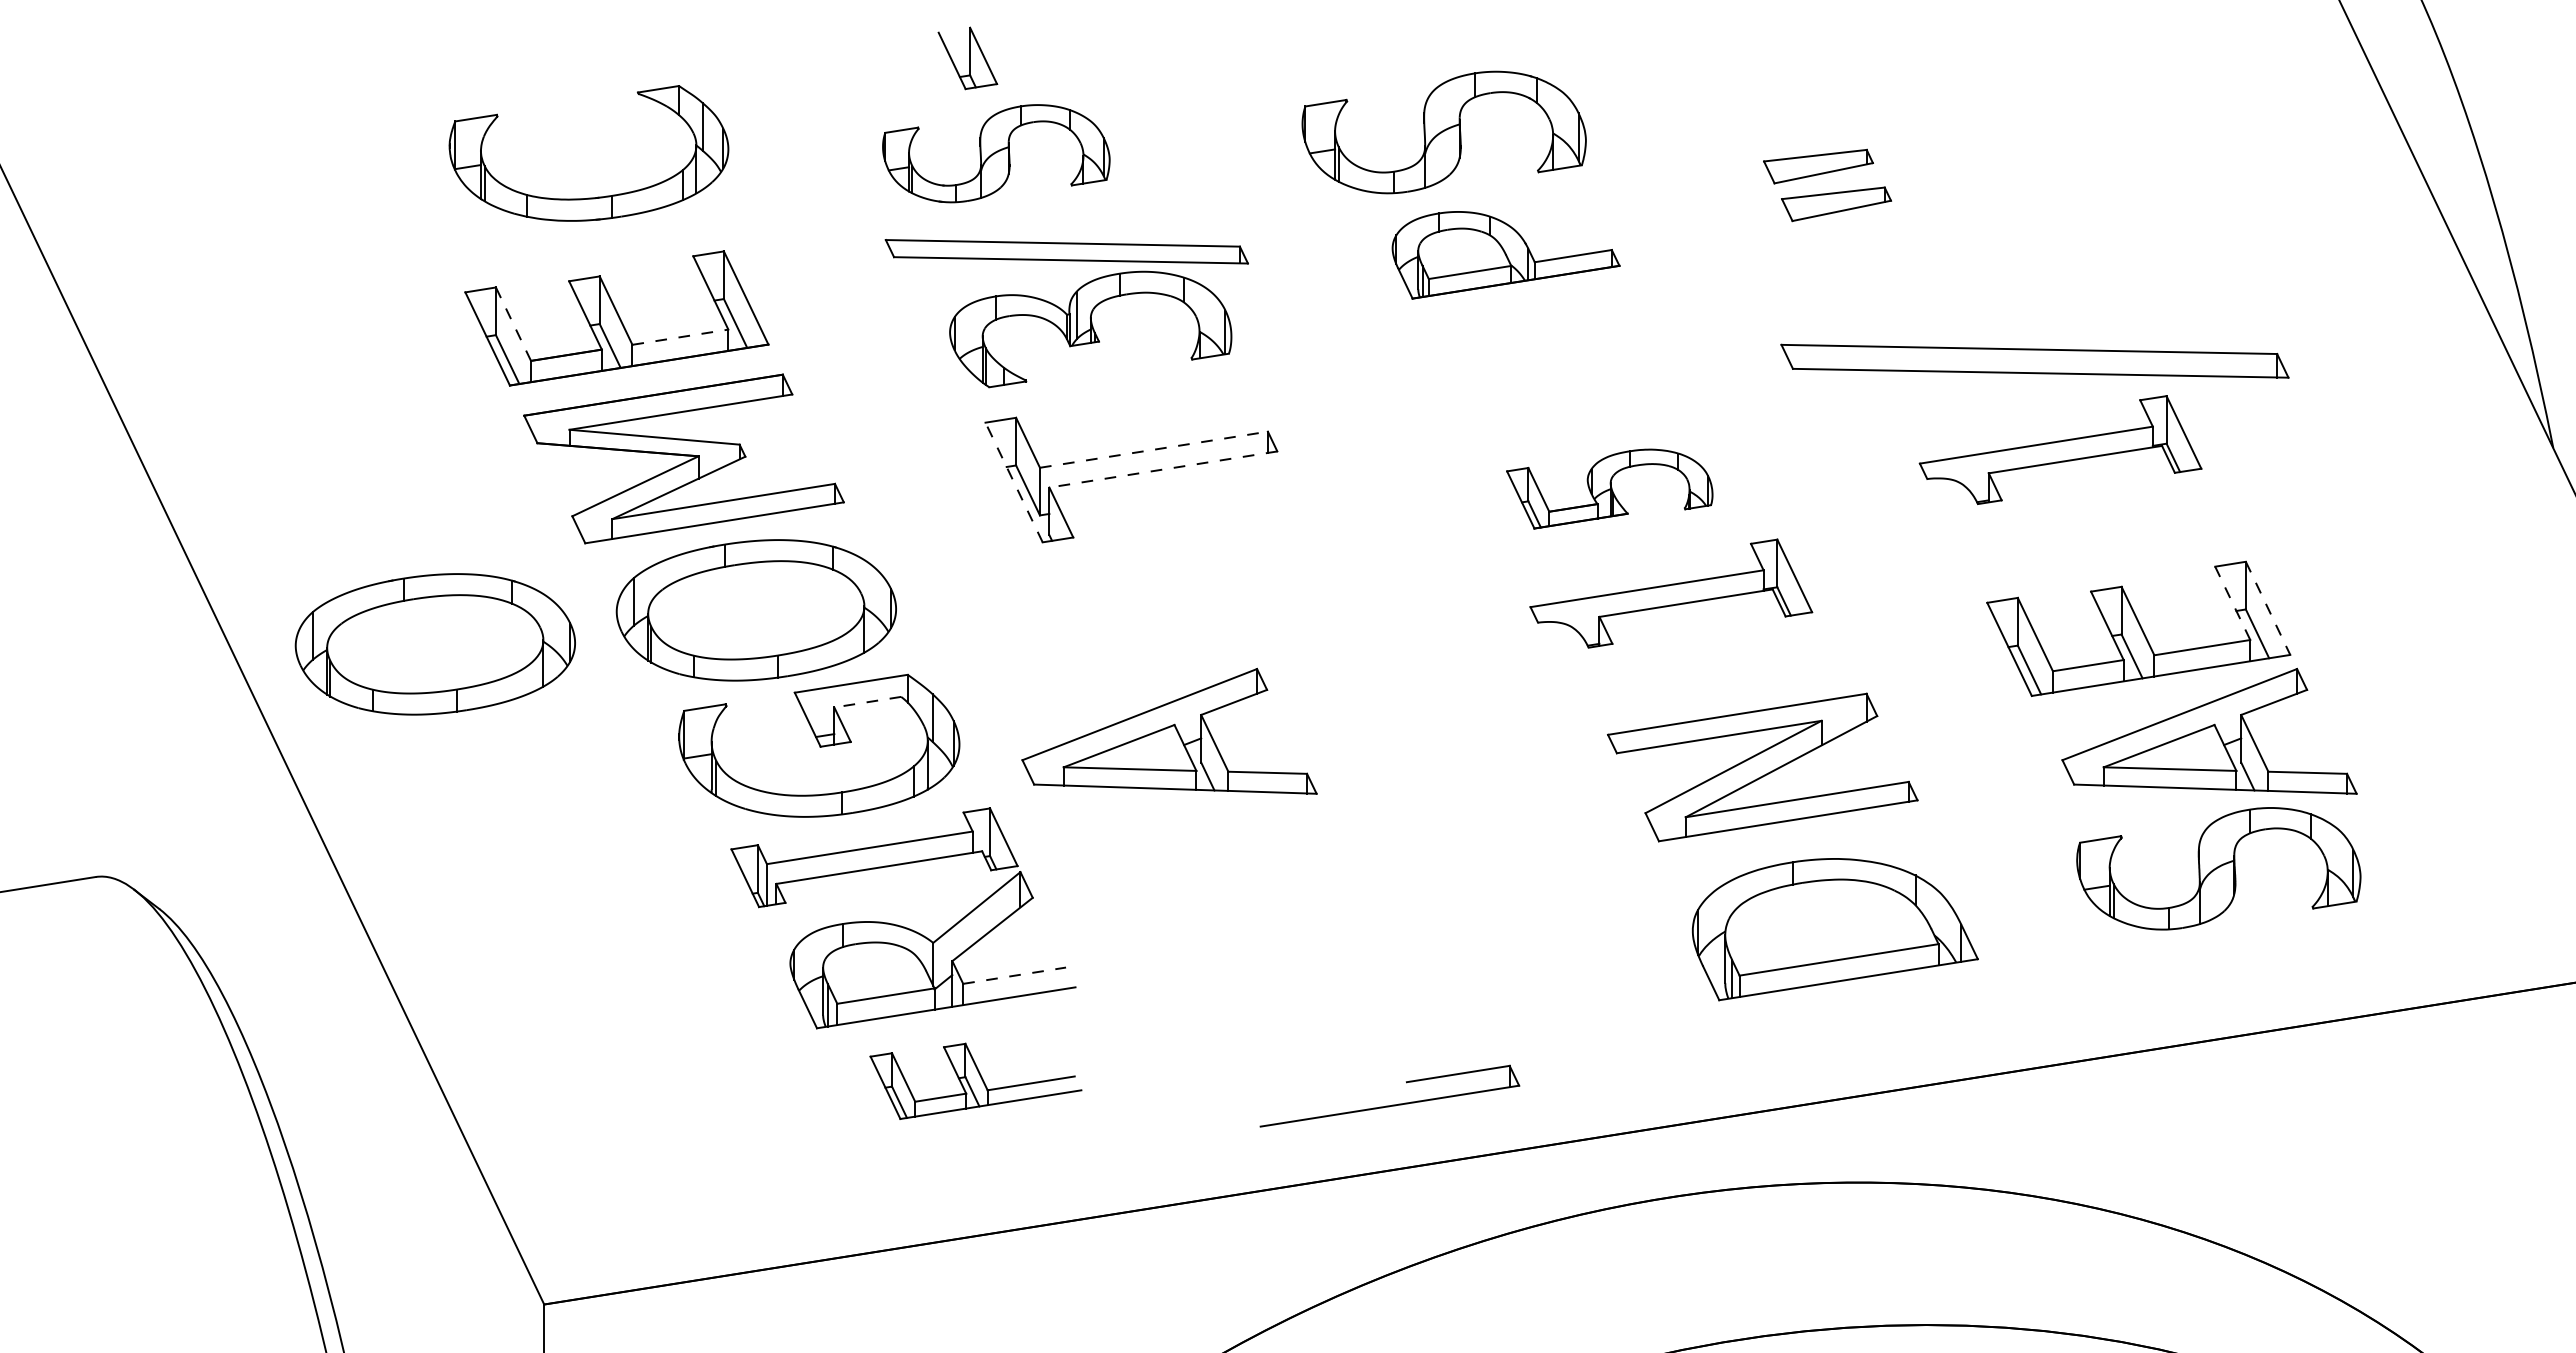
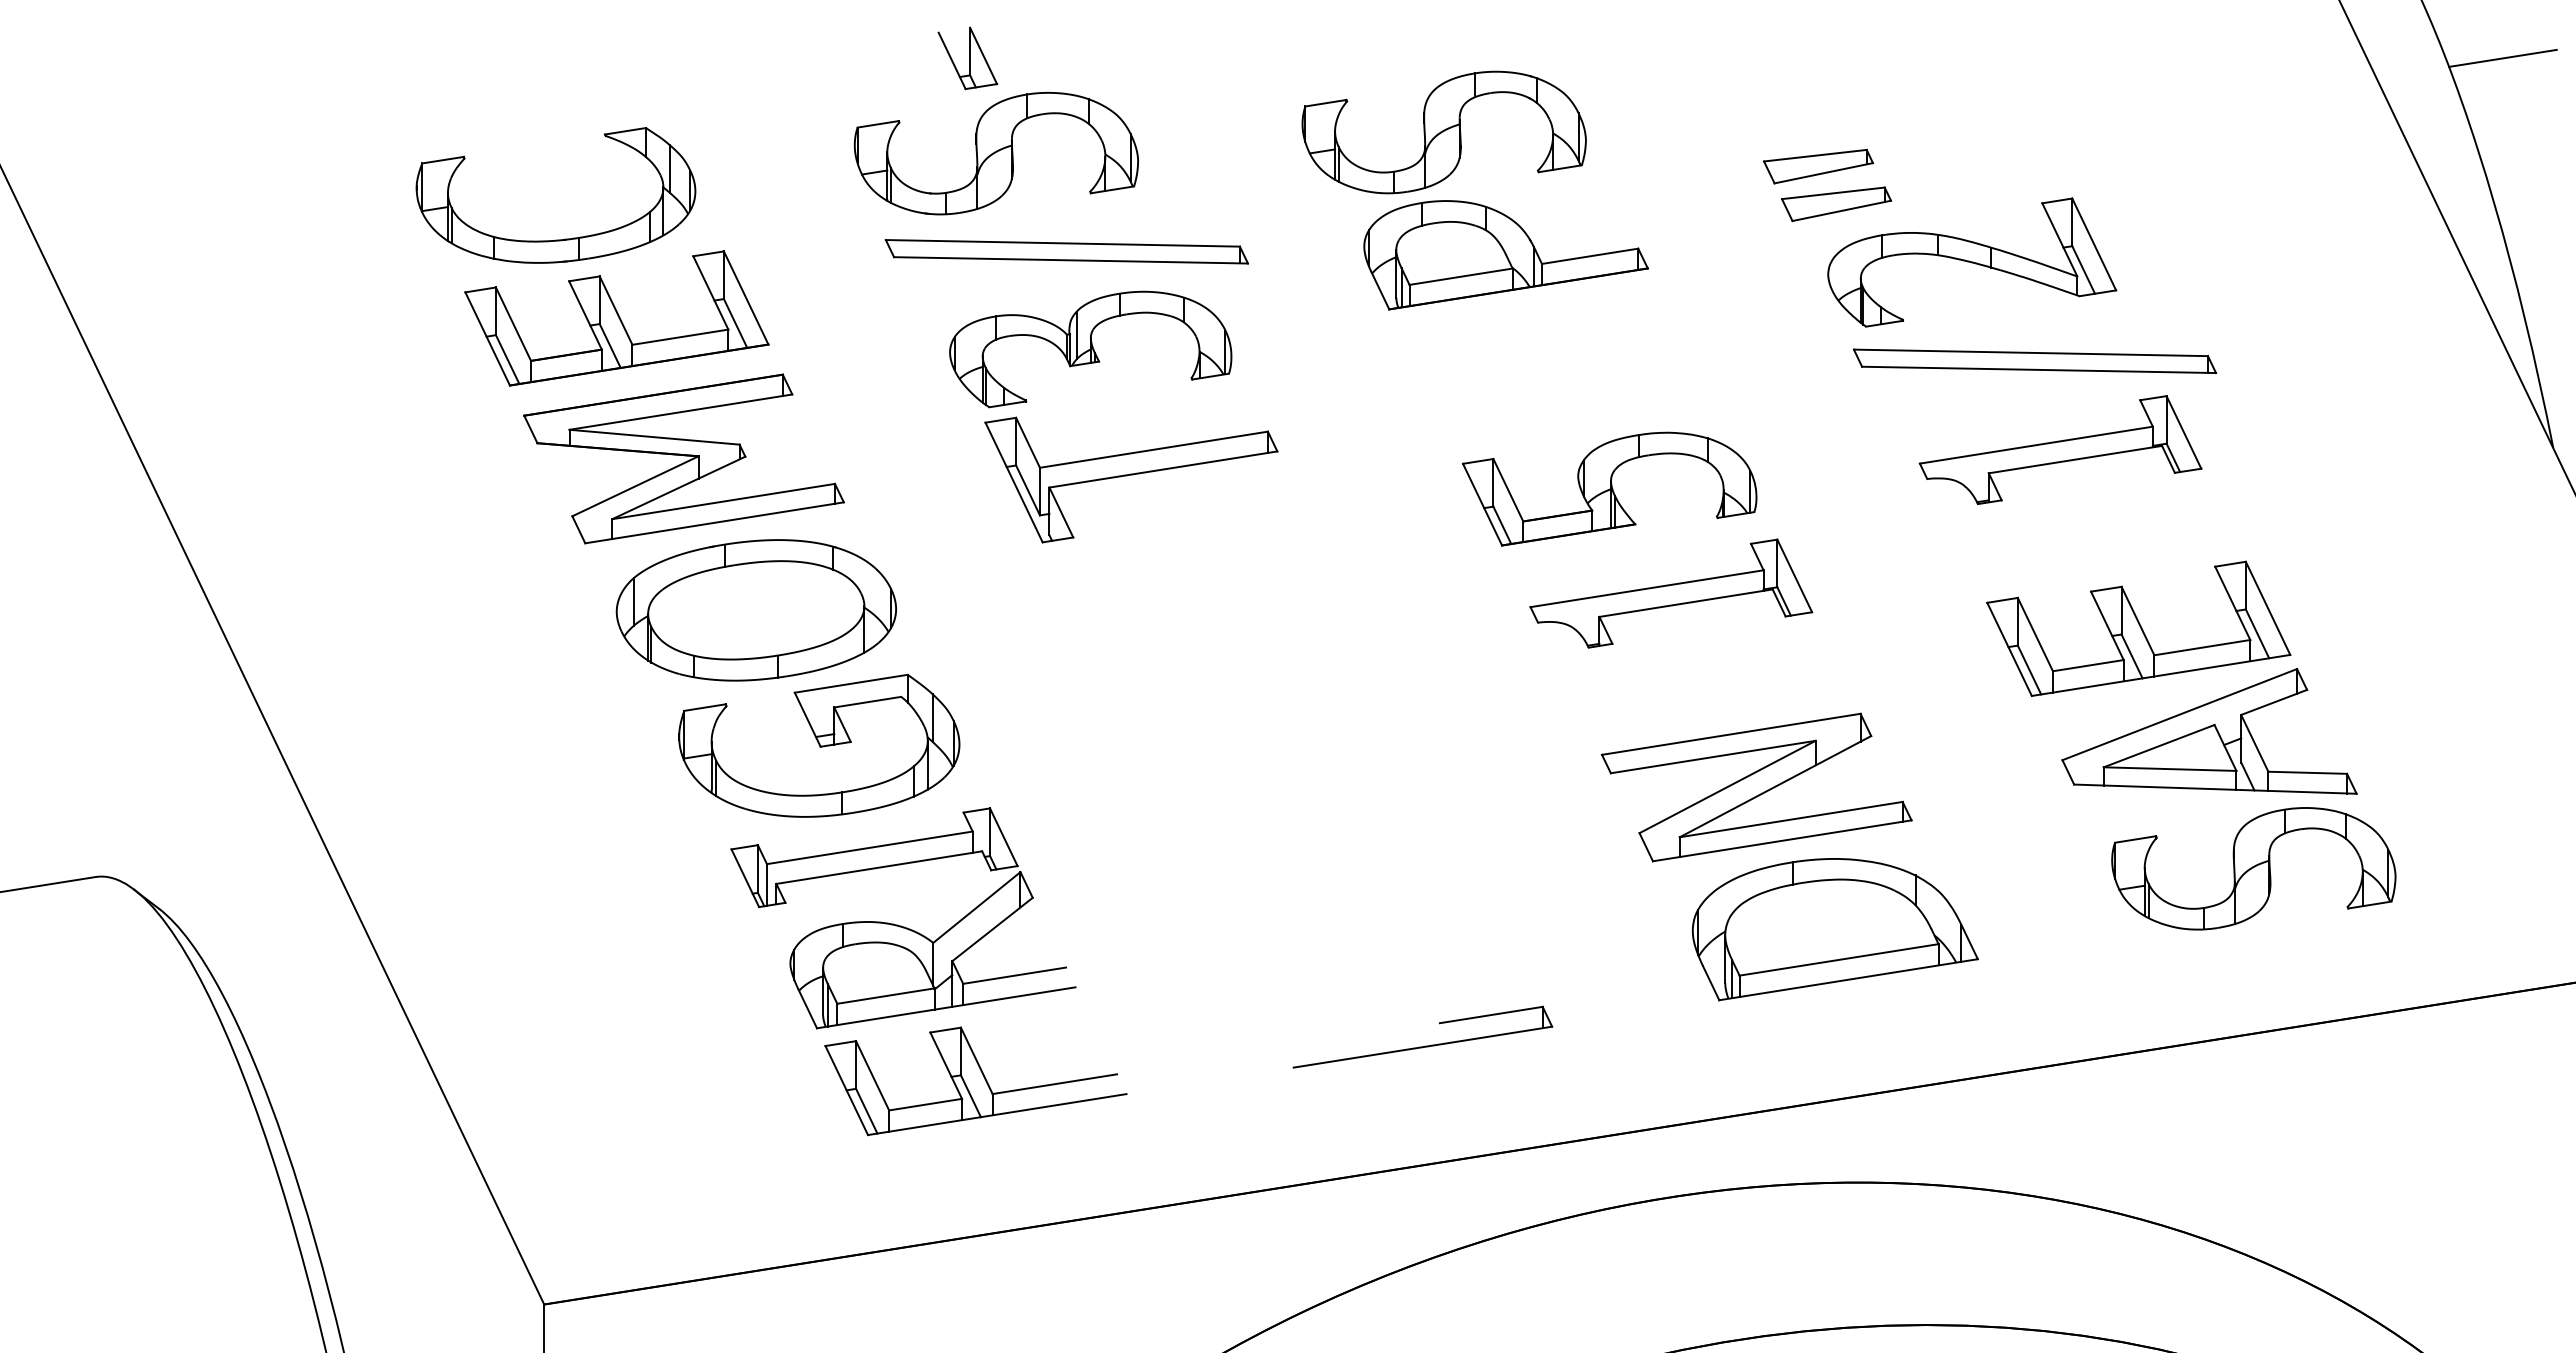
line: none -> present (2502, 57)
part size: 229x100 px -> 286x124 px (995, 153)
part position: (597, 196) -> (564, 238) (564, 238)
part size: 230x89 px -> 286x111 px (1505, 255)
part: none -> present (1972, 262)
line: dashed -> solid (513, 324)
part position: (1090, 329) -> (1090, 349) (1090, 349)
line: dashed -> solid (680, 337)
part size: 510x36 px -> 366x27 px (2034, 361)
line: dashed -> solid (1154, 449)
line: dashed -> solid (1162, 469)
line: dashed -> solid (1013, 482)
part size: 208x82 px -> 296x116 px (1609, 488)
line: dashed -> solid (2232, 603)
line: dashed -> solid (2268, 608)
part: present -> none (434, 644)
line: dashed -> solid (867, 702)
part: present -> none (1169, 730)
part position: (1762, 767) -> (1756, 787) (1756, 787)
part position: (2218, 868) -> (2253, 868) (2253, 868)
line: dashed -> solid (1015, 975)
part size: 214x78 px -> 304x111 px (975, 1081)
part position: (1392, 1104) -> (1425, 1045) (1425, 1045)
